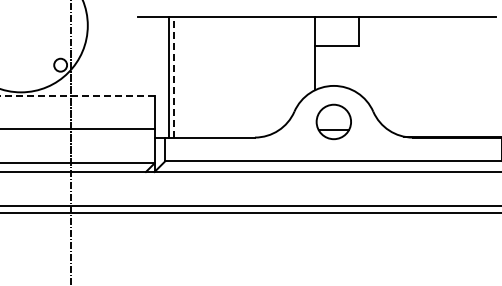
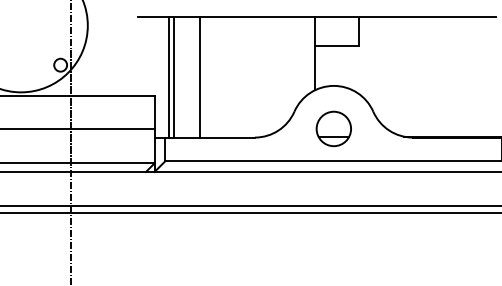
line: dashed -> solid (173, 77)
line: none -> present (199, 77)
line: dashed -> solid (77, 96)
part position: (333, 121) -> (333, 128) (333, 128)
